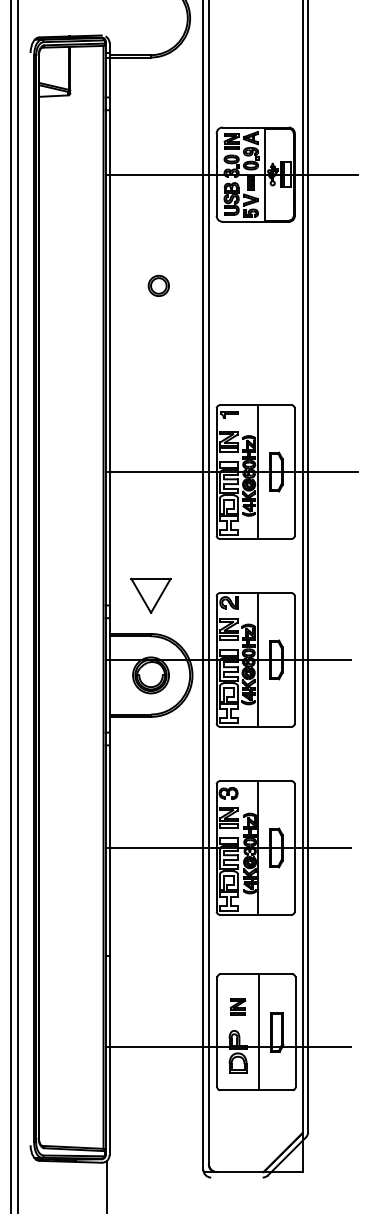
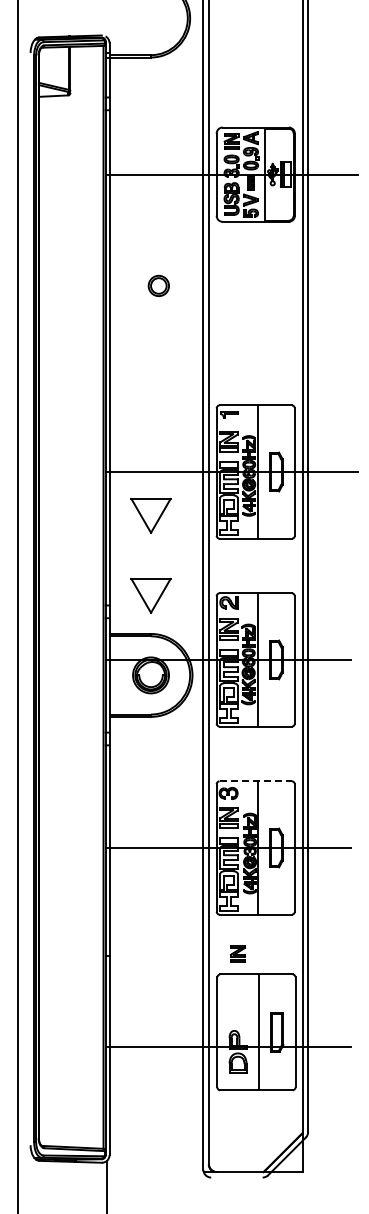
part: none -> present (150, 515)
line: present -> none (11, 606)
line: solid -> dashed (256, 781)
part position: (237, 1006) -> (237, 953) (237, 953)
